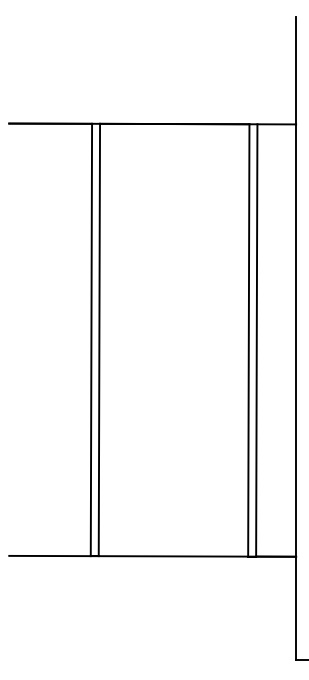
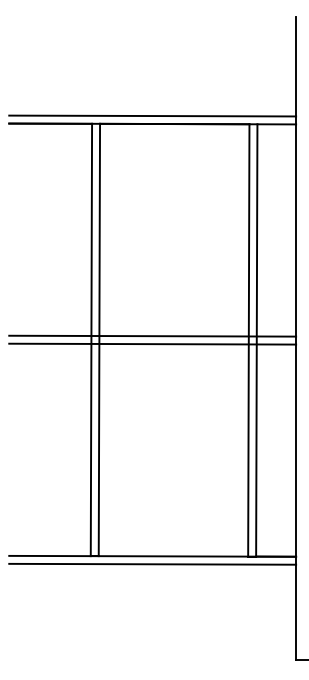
line: none -> present (152, 115)
line: none -> present (152, 335)
line: none -> present (152, 343)
line: none -> present (152, 563)
